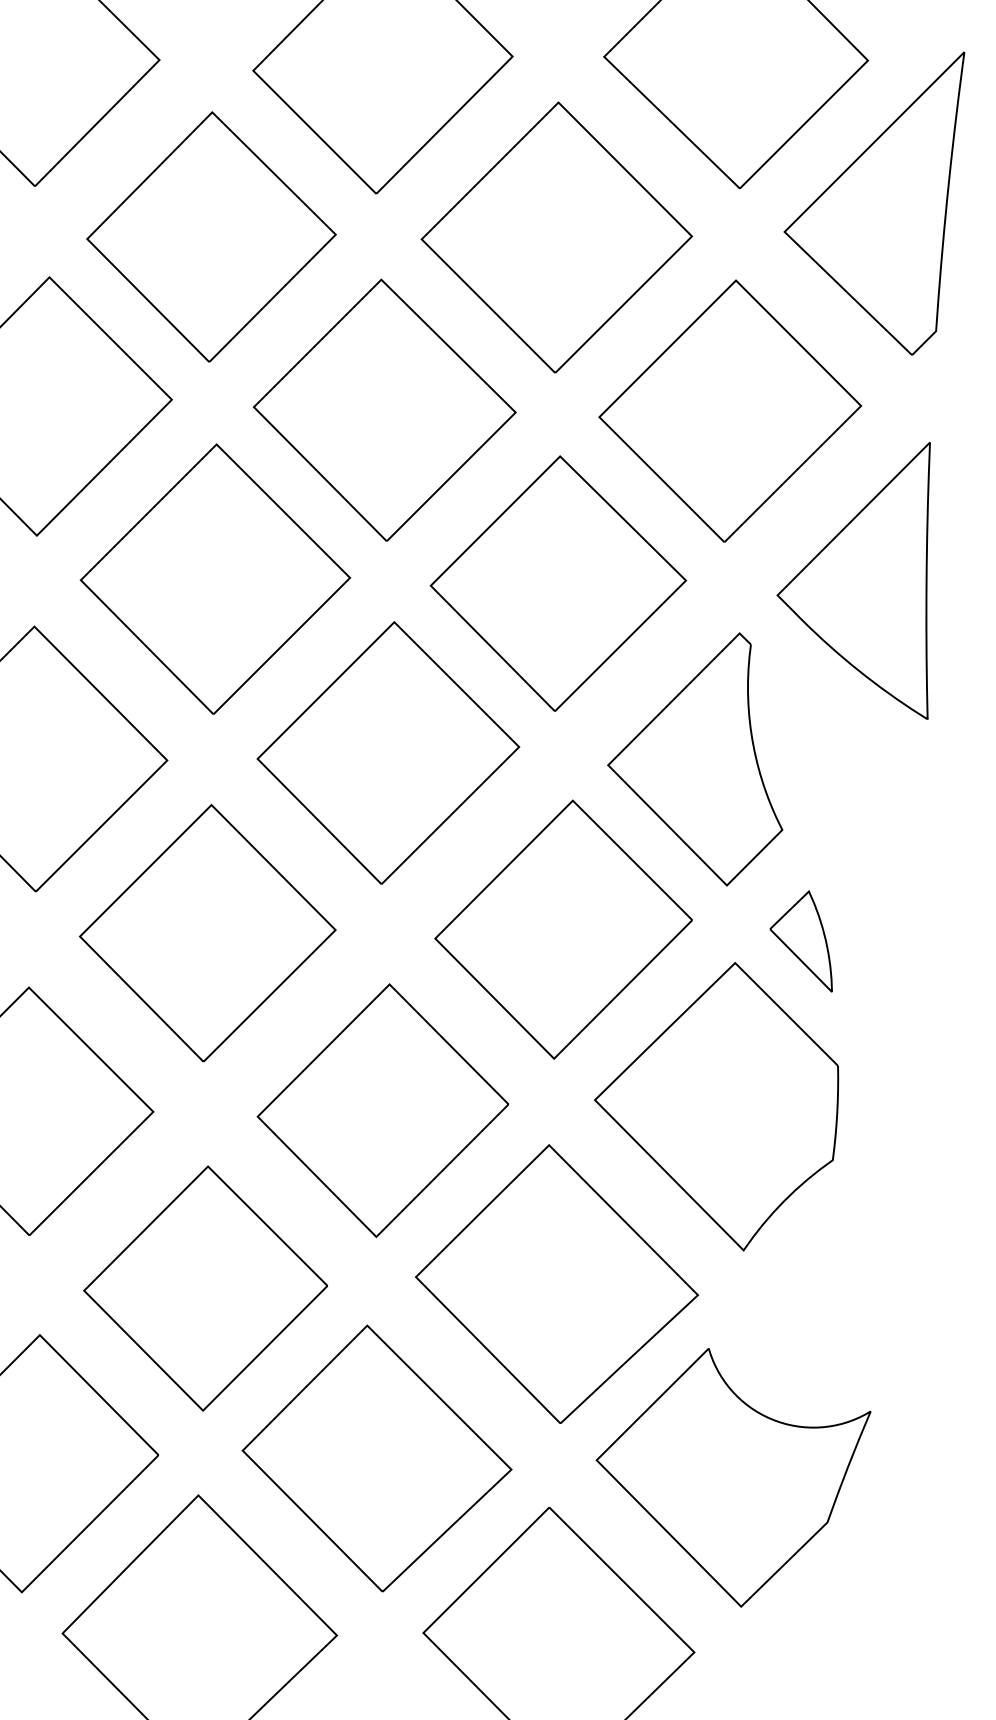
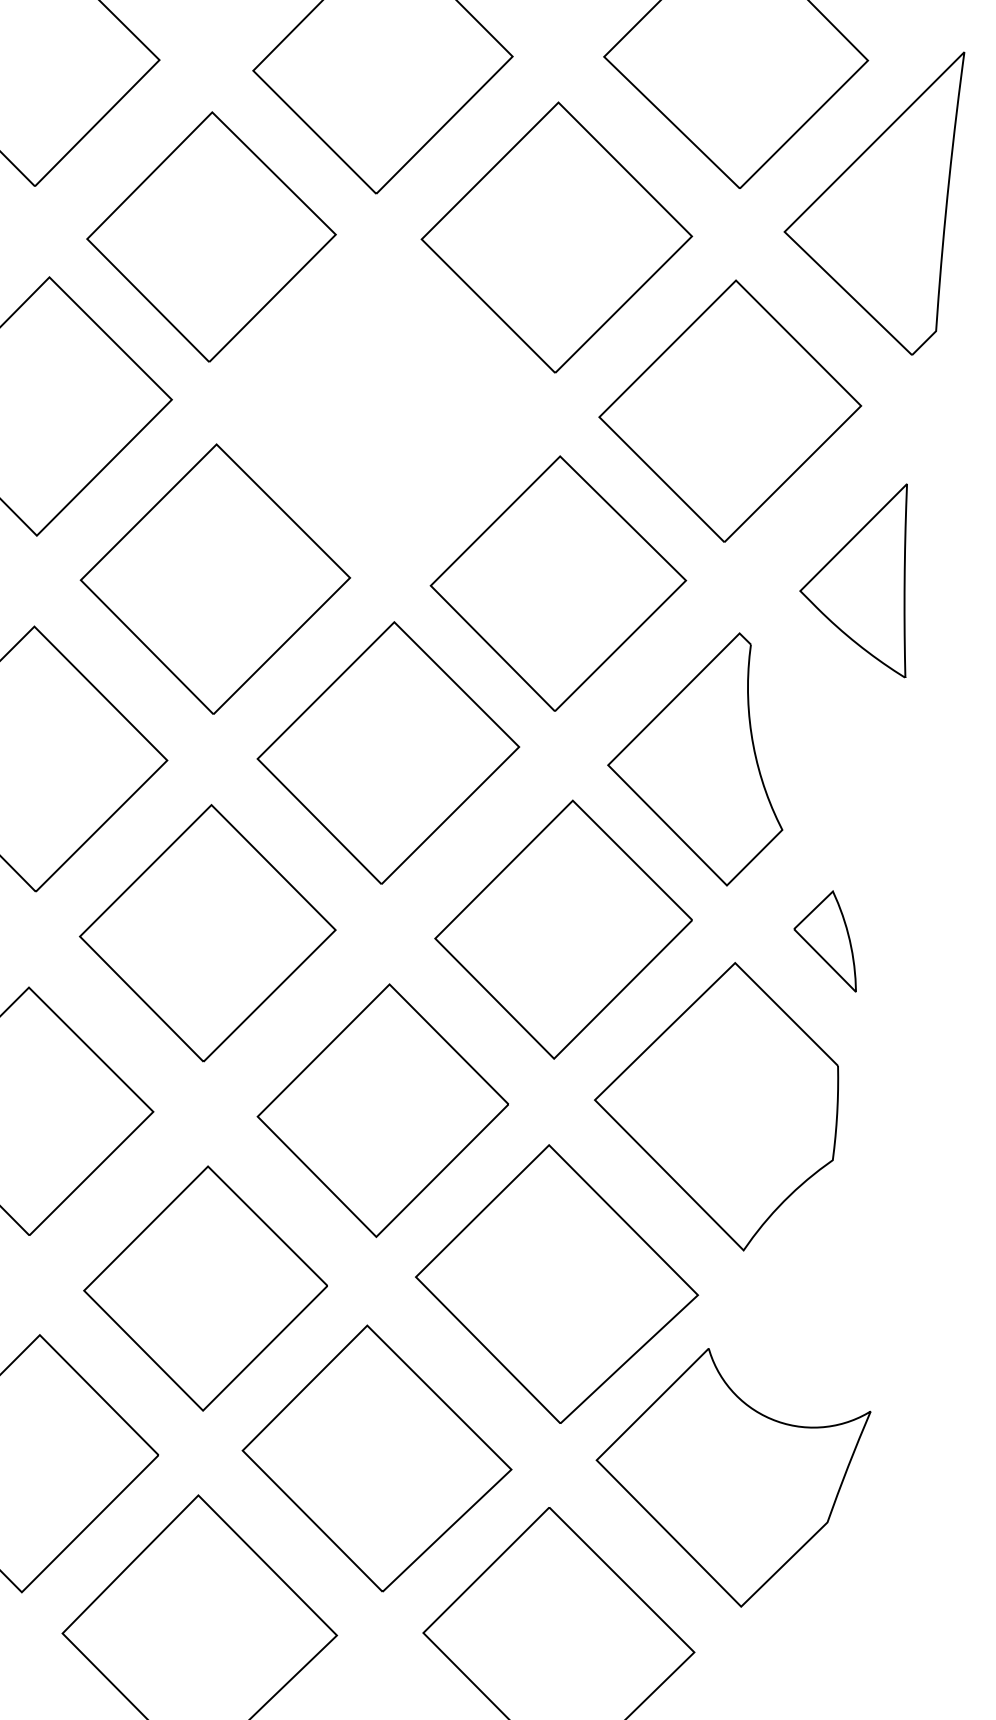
part: present -> none (384, 409)
part size: 155x278 px -> 109x196 px (853, 580)
part position: (800, 941) -> (824, 941) (824, 941)
